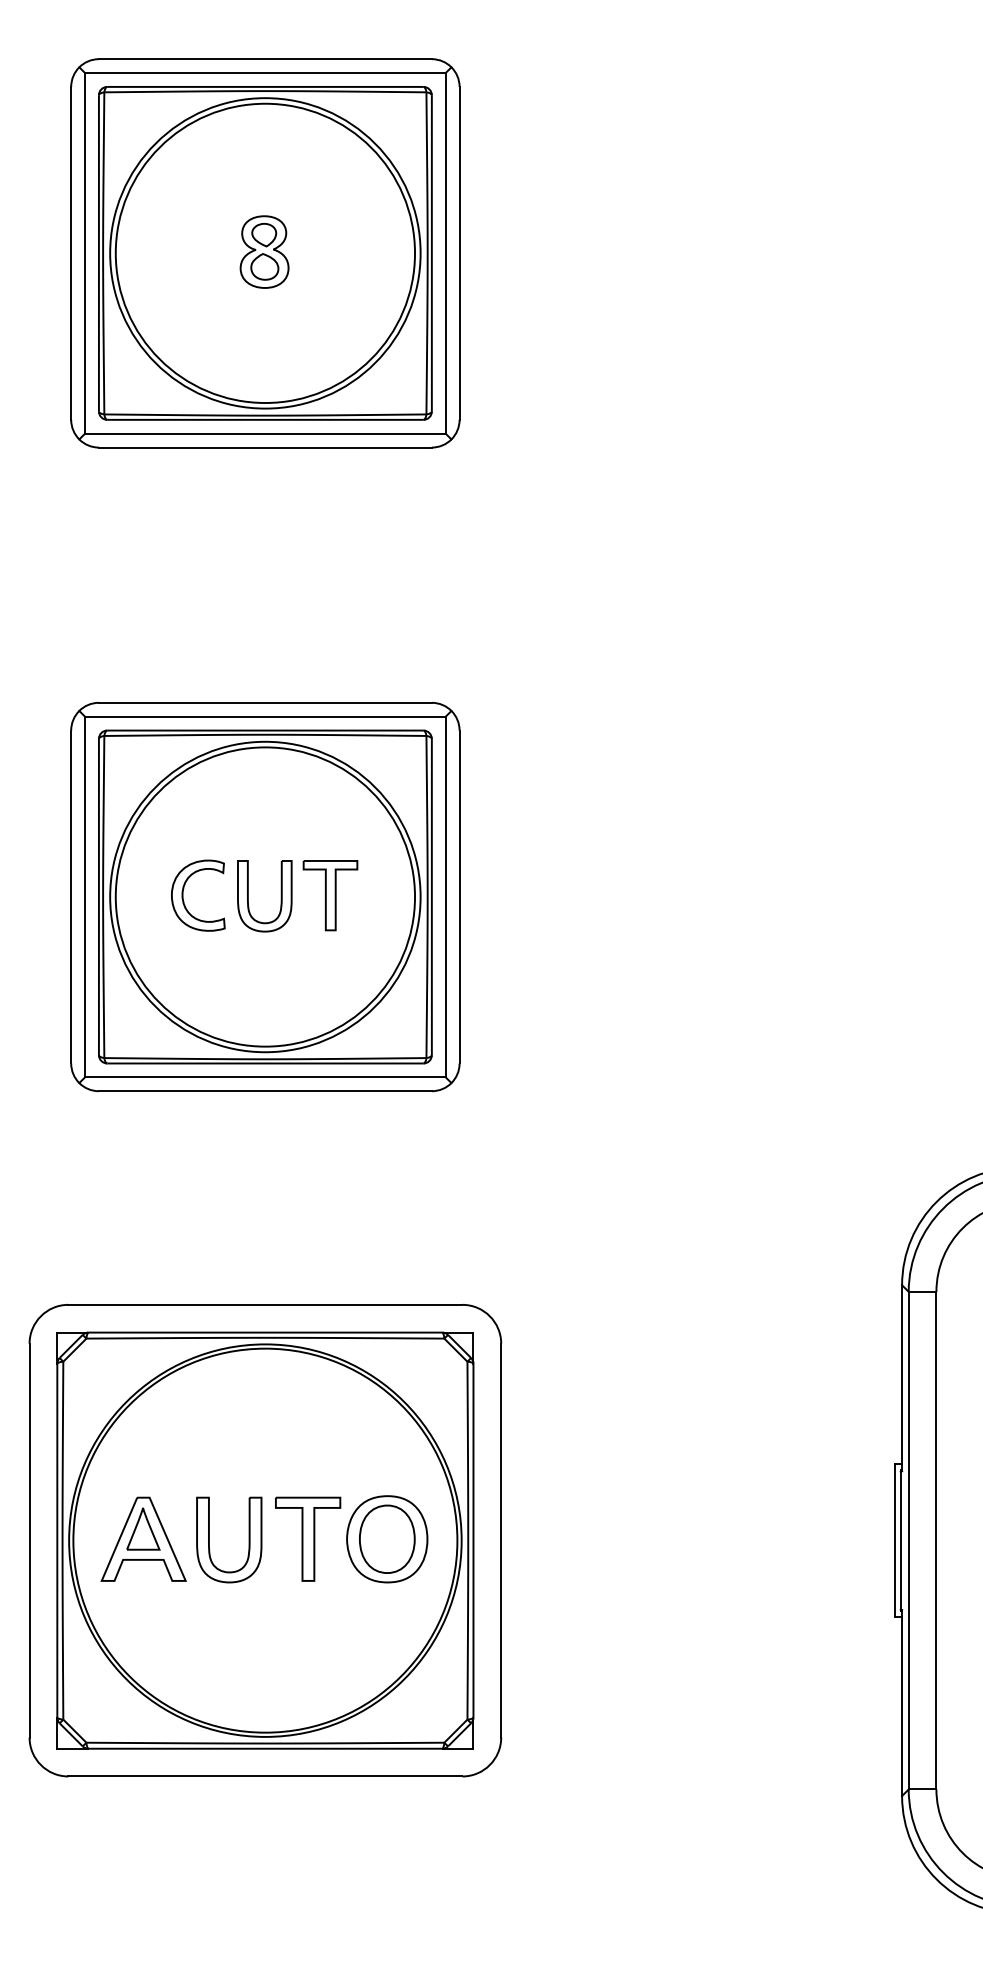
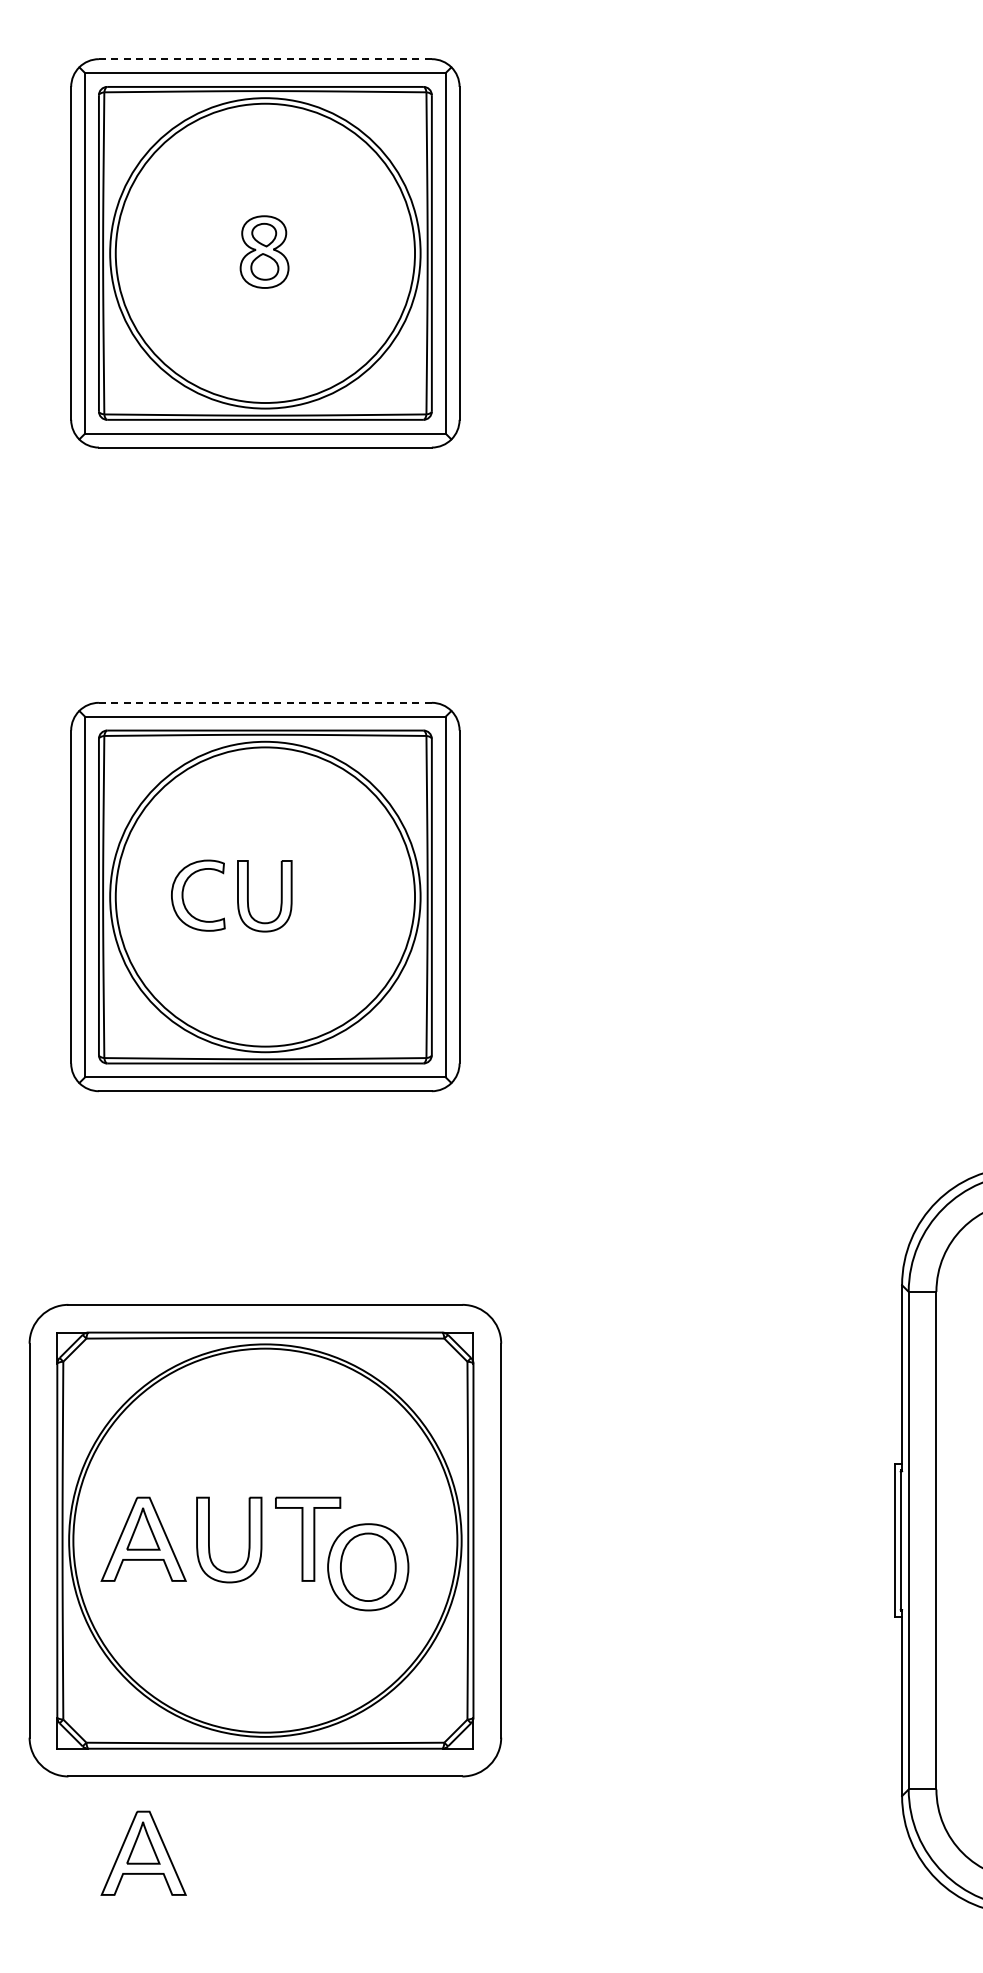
line: solid -> dashed (264, 59)
line: solid -> dashed (264, 702)
part: present -> none (330, 895)
part position: (387, 1539) -> (368, 1567) (368, 1567)
part: none -> present (143, 1852)
